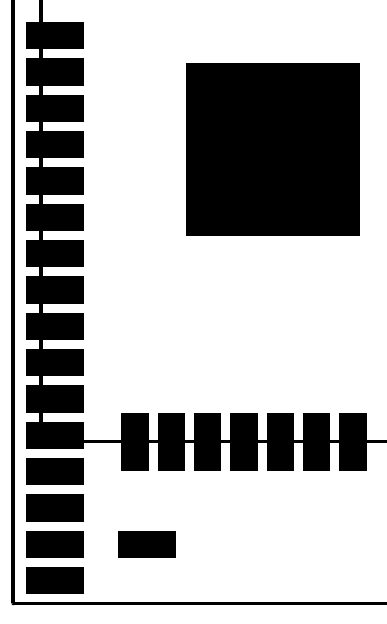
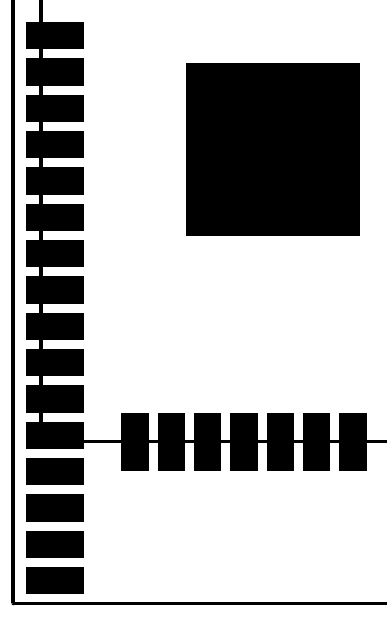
part: present -> none (146, 544)
